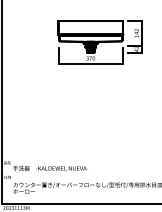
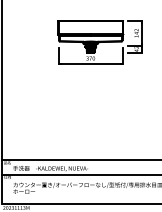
line: none -> present (80, 160)
line: none -> present (80, 174)
